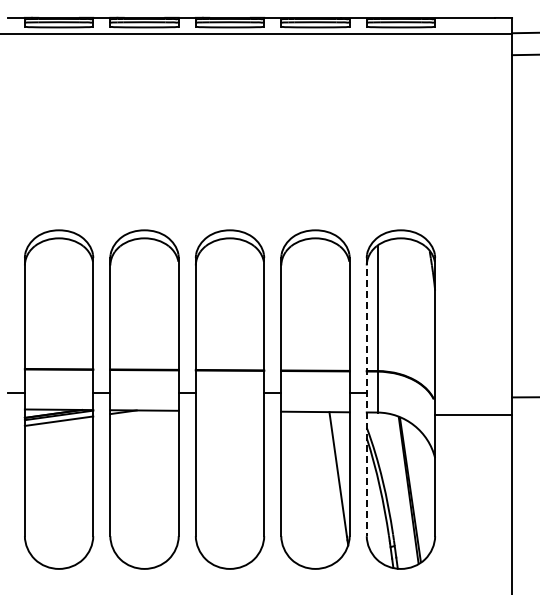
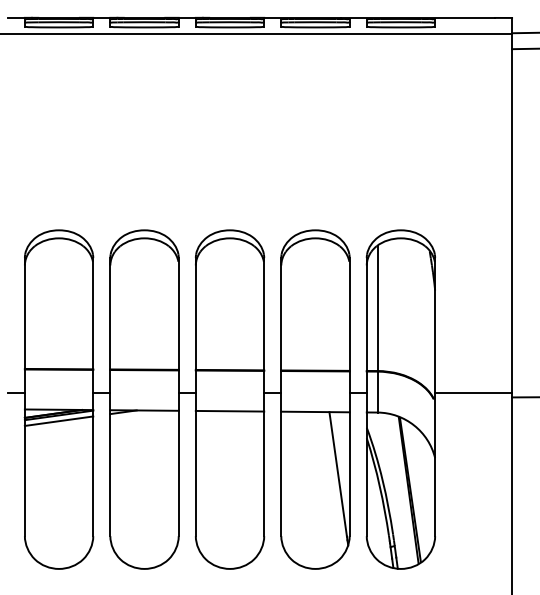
line position: (524, 54) -> (524, 48) (524, 48)
line: dashed -> solid (366, 397)
line: none -> present (229, 410)
line position: (473, 414) -> (473, 392) (473, 392)
